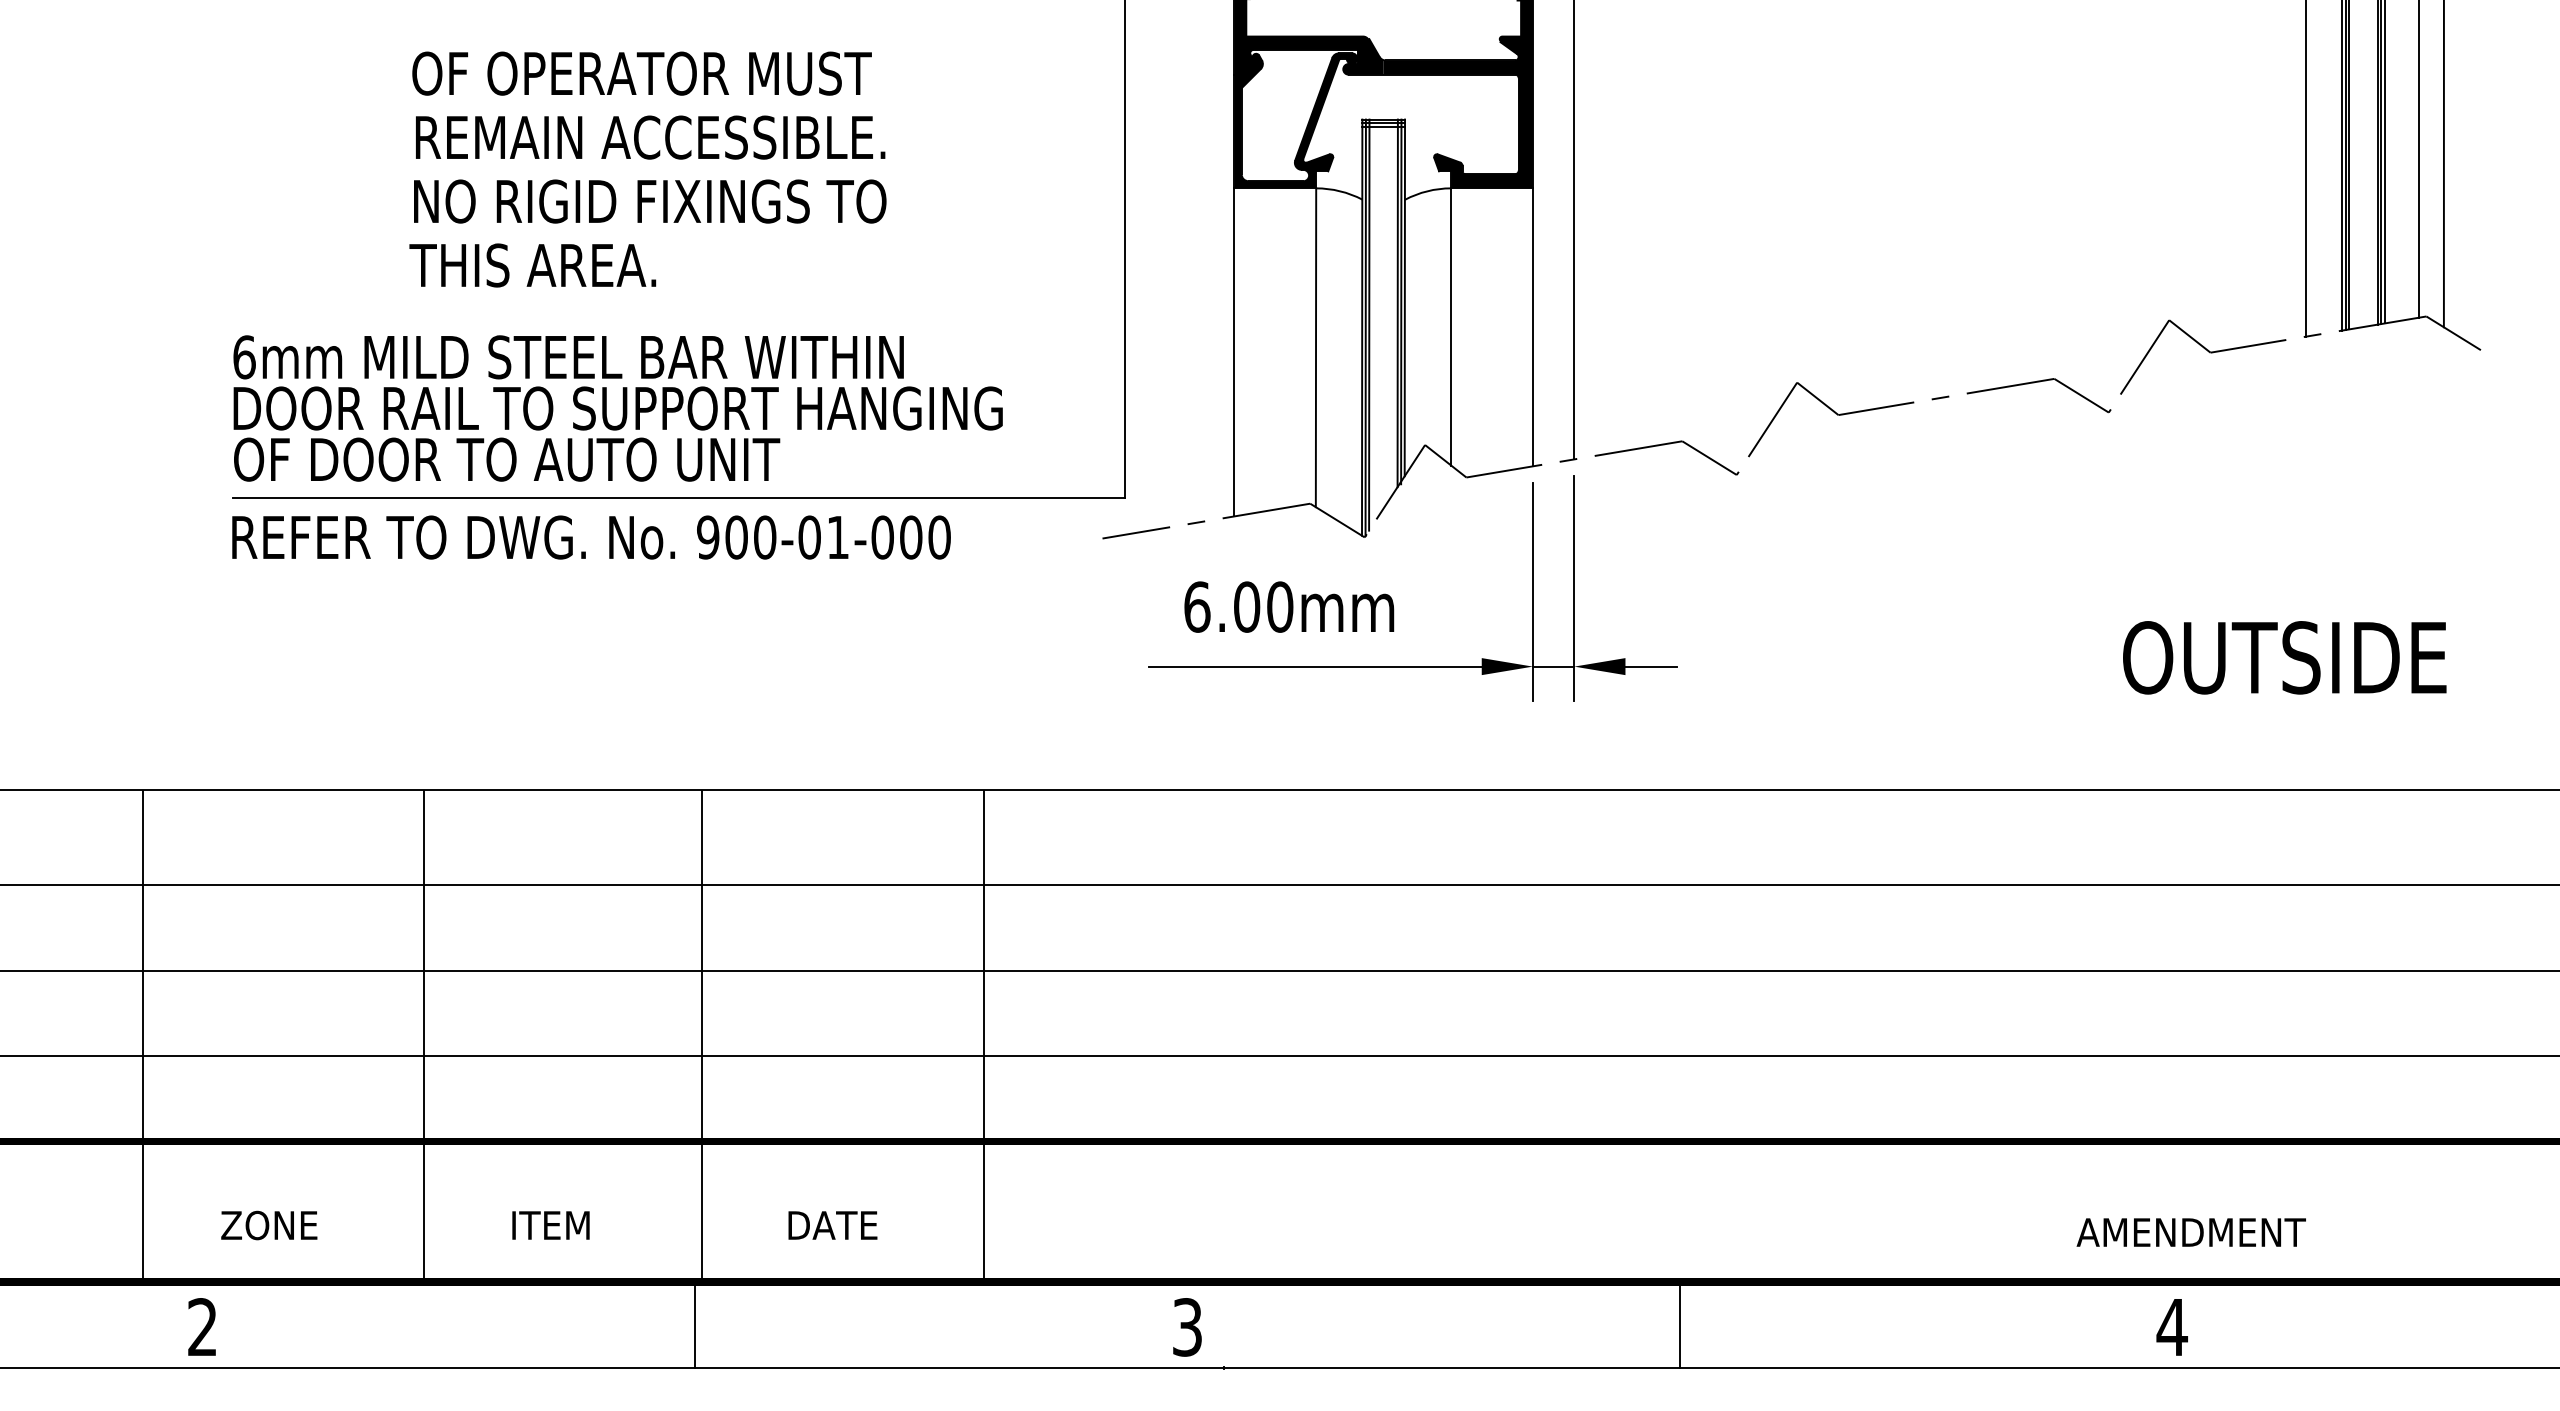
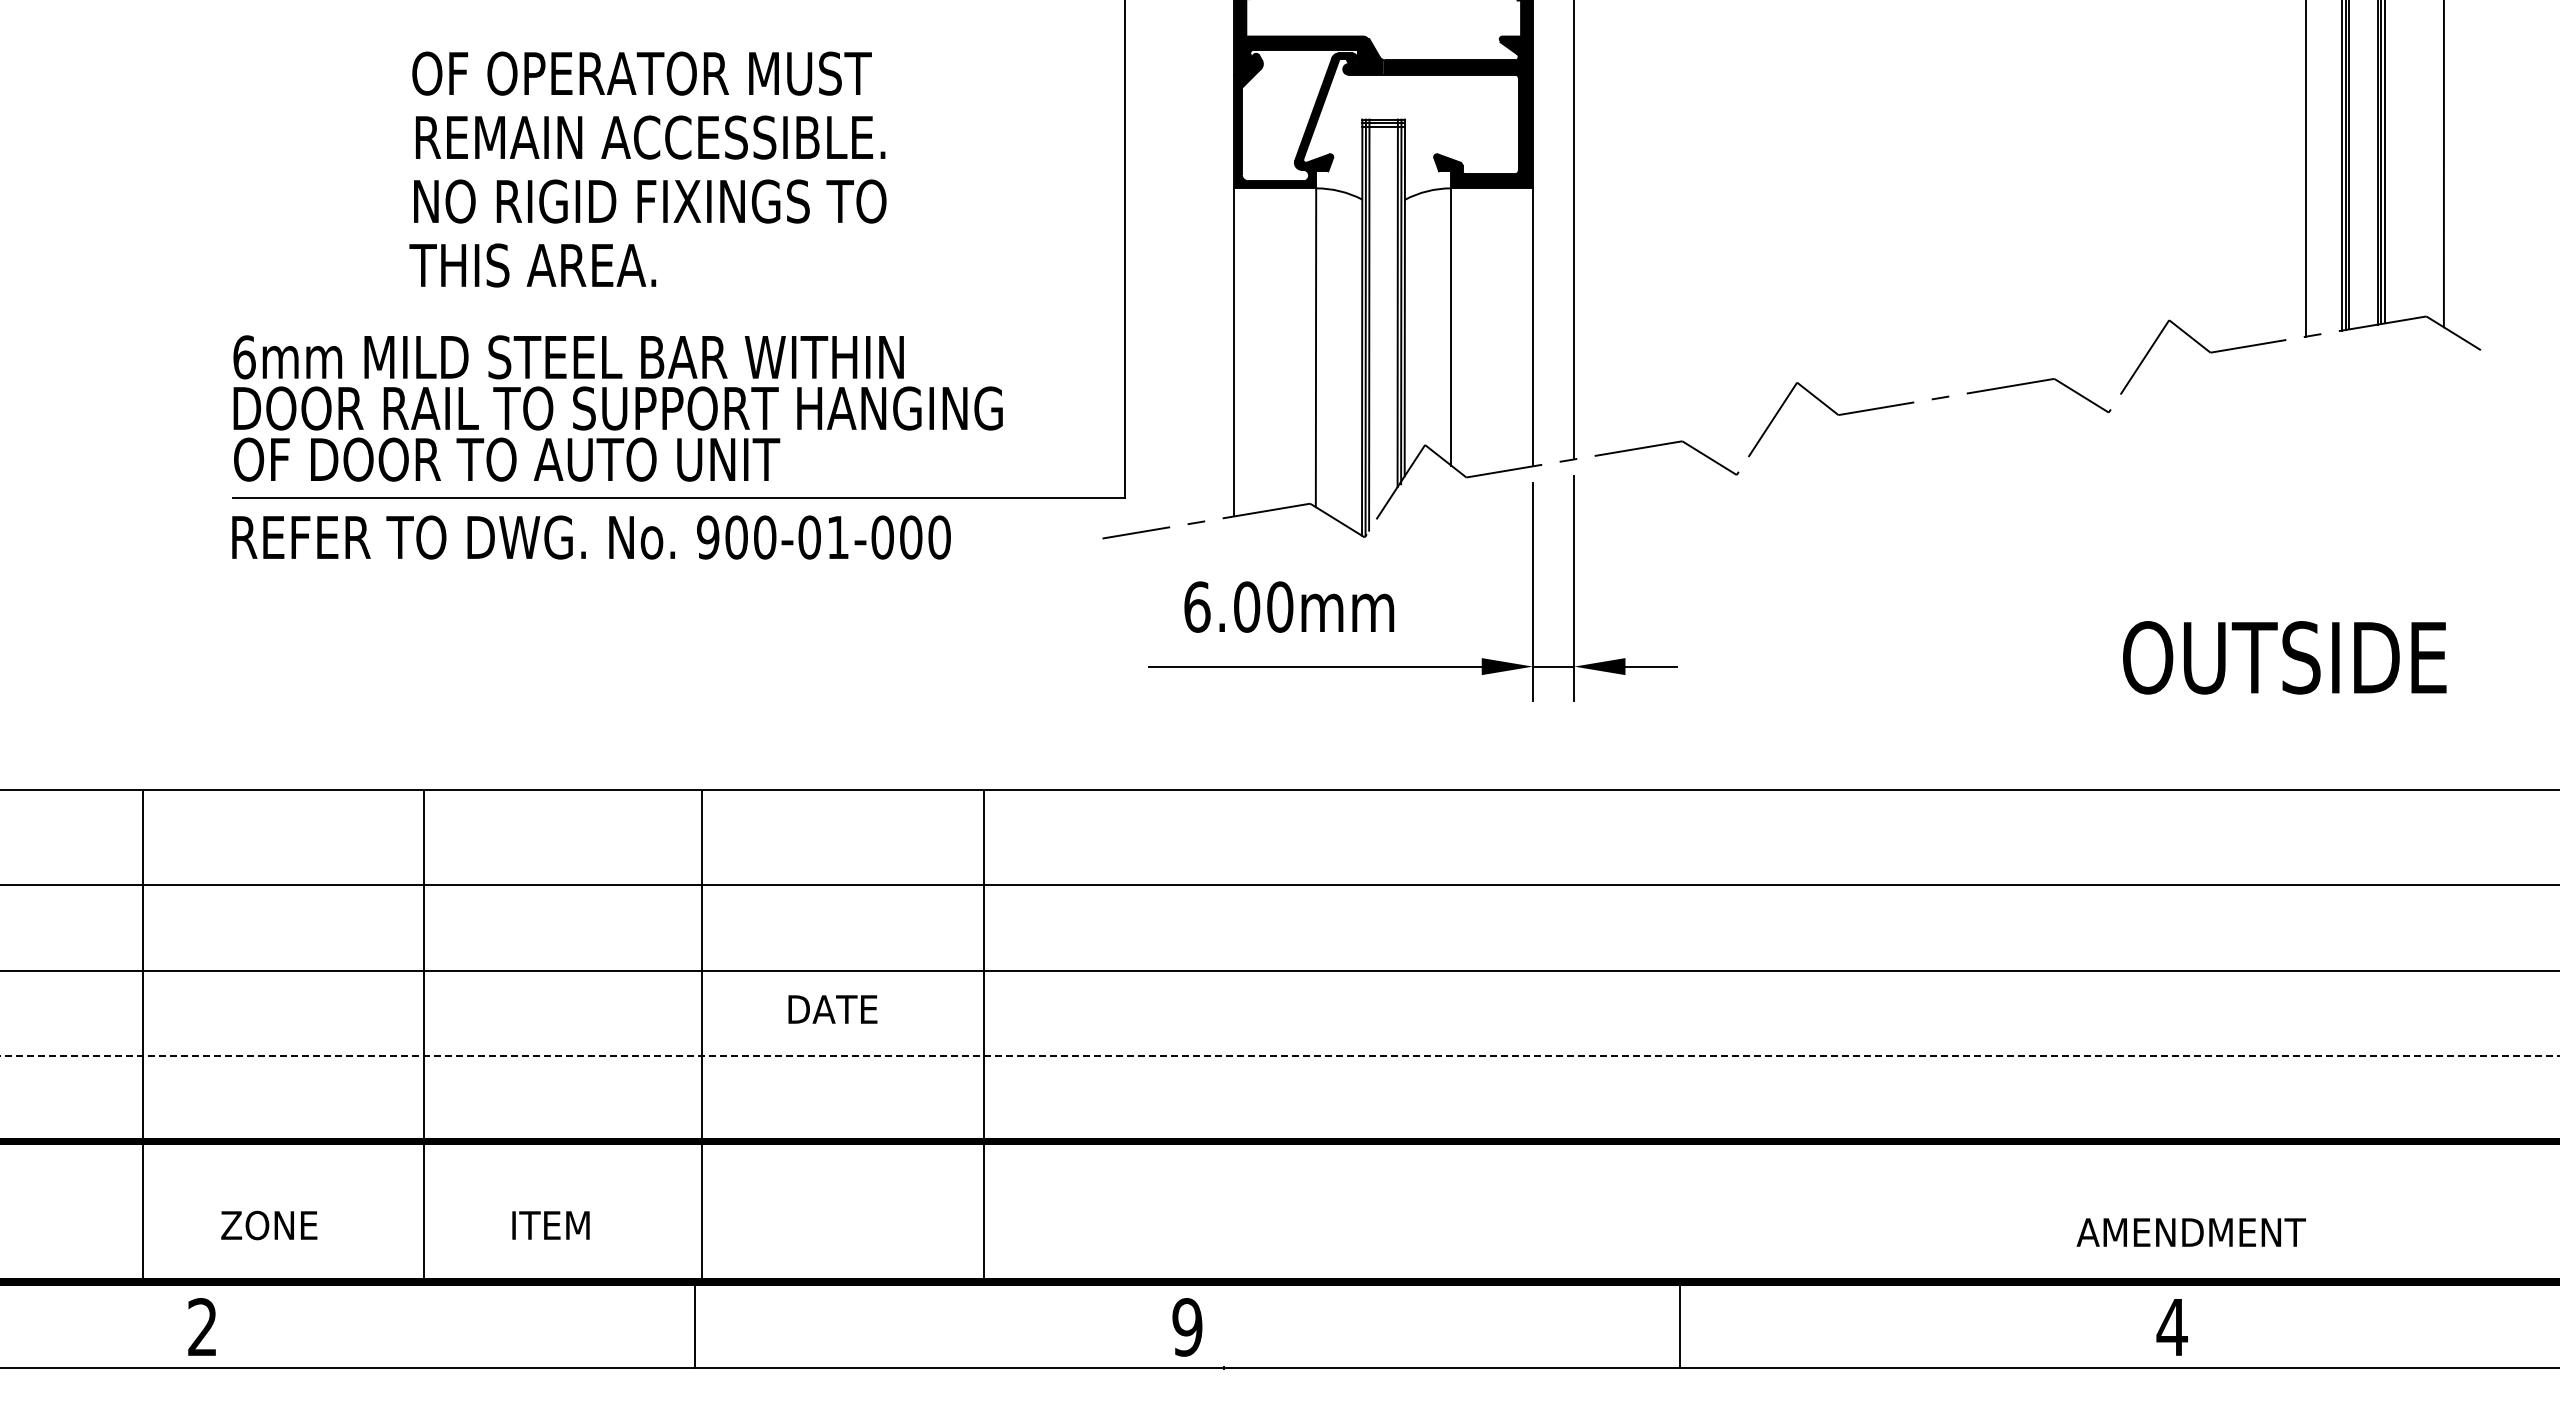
line: present -> none (2419, 159)
line: solid -> dashed (1280, 1056)
text position: (832, 1225) -> (832, 1009) (832, 1009)
text: 3 -> 9 (1187, 1327)
